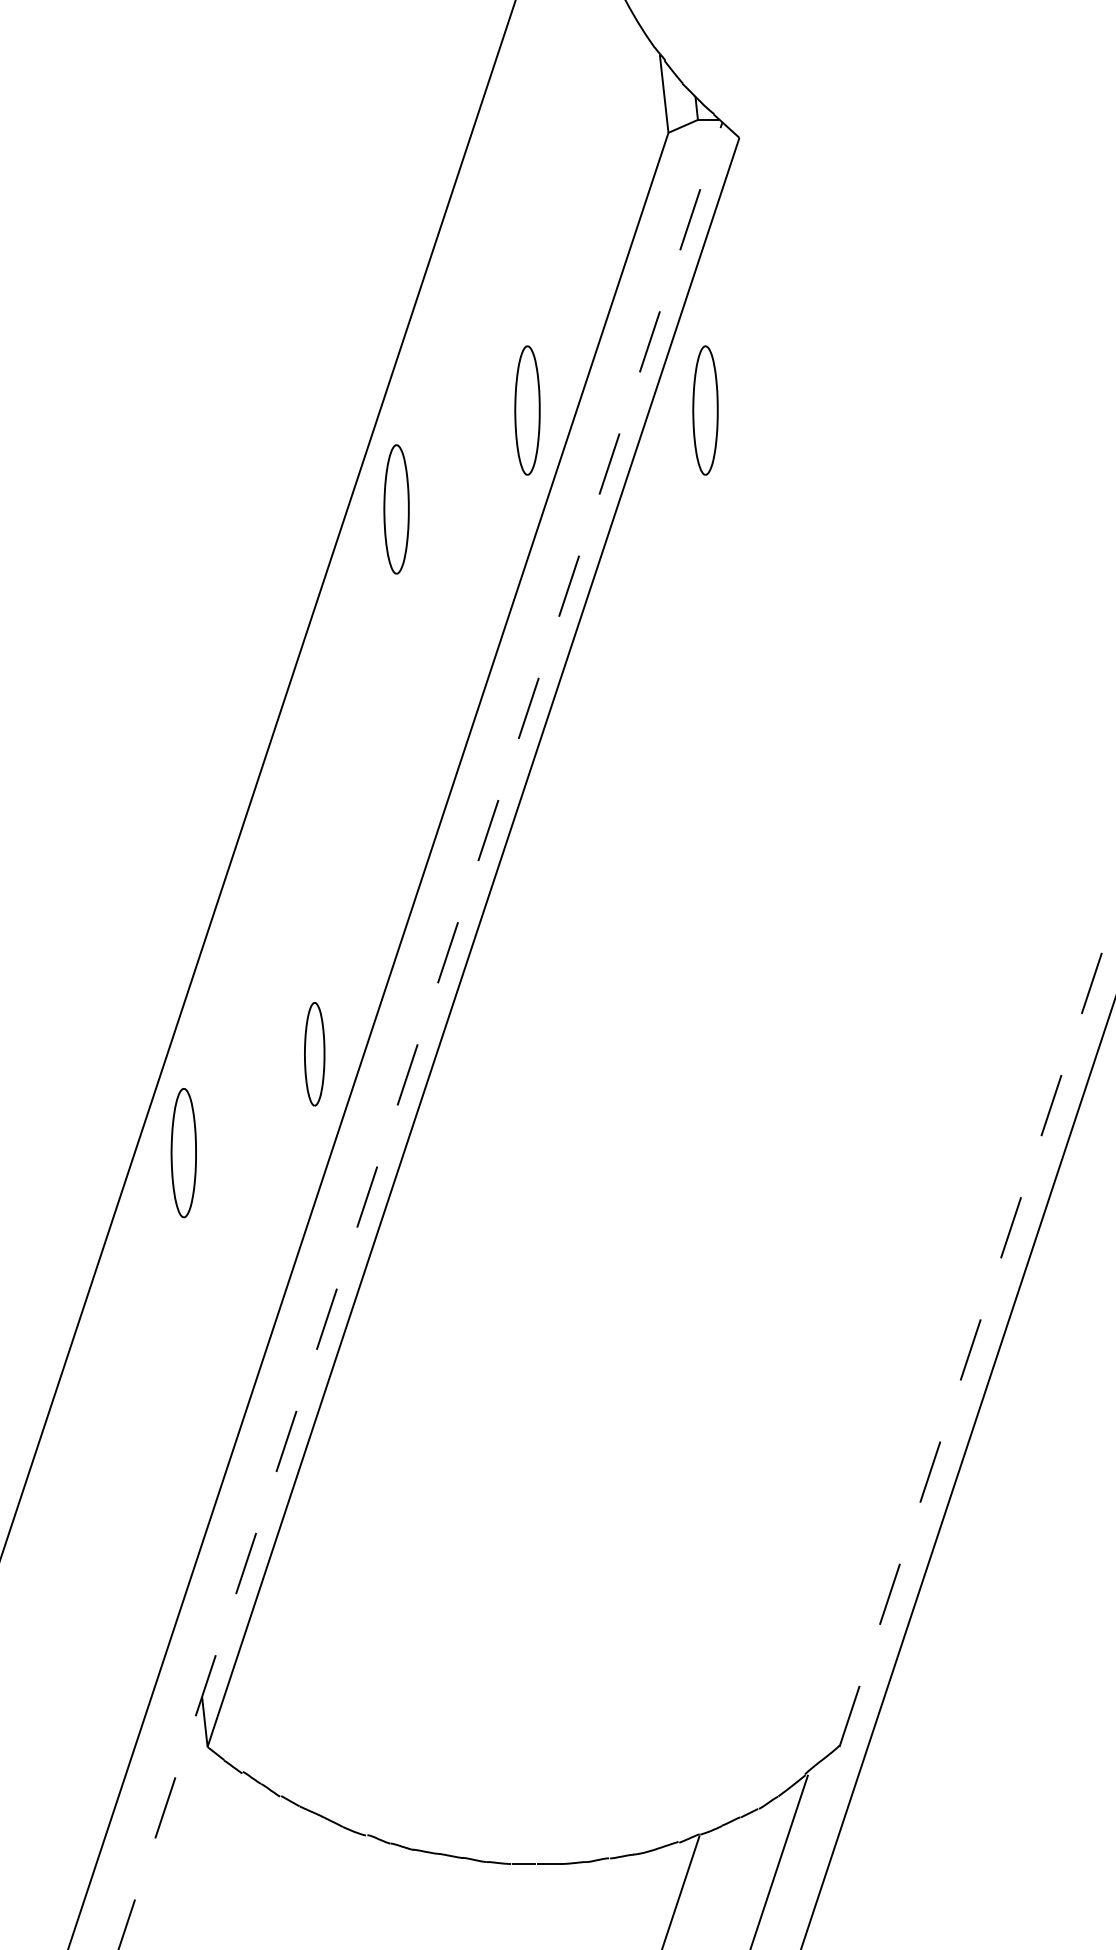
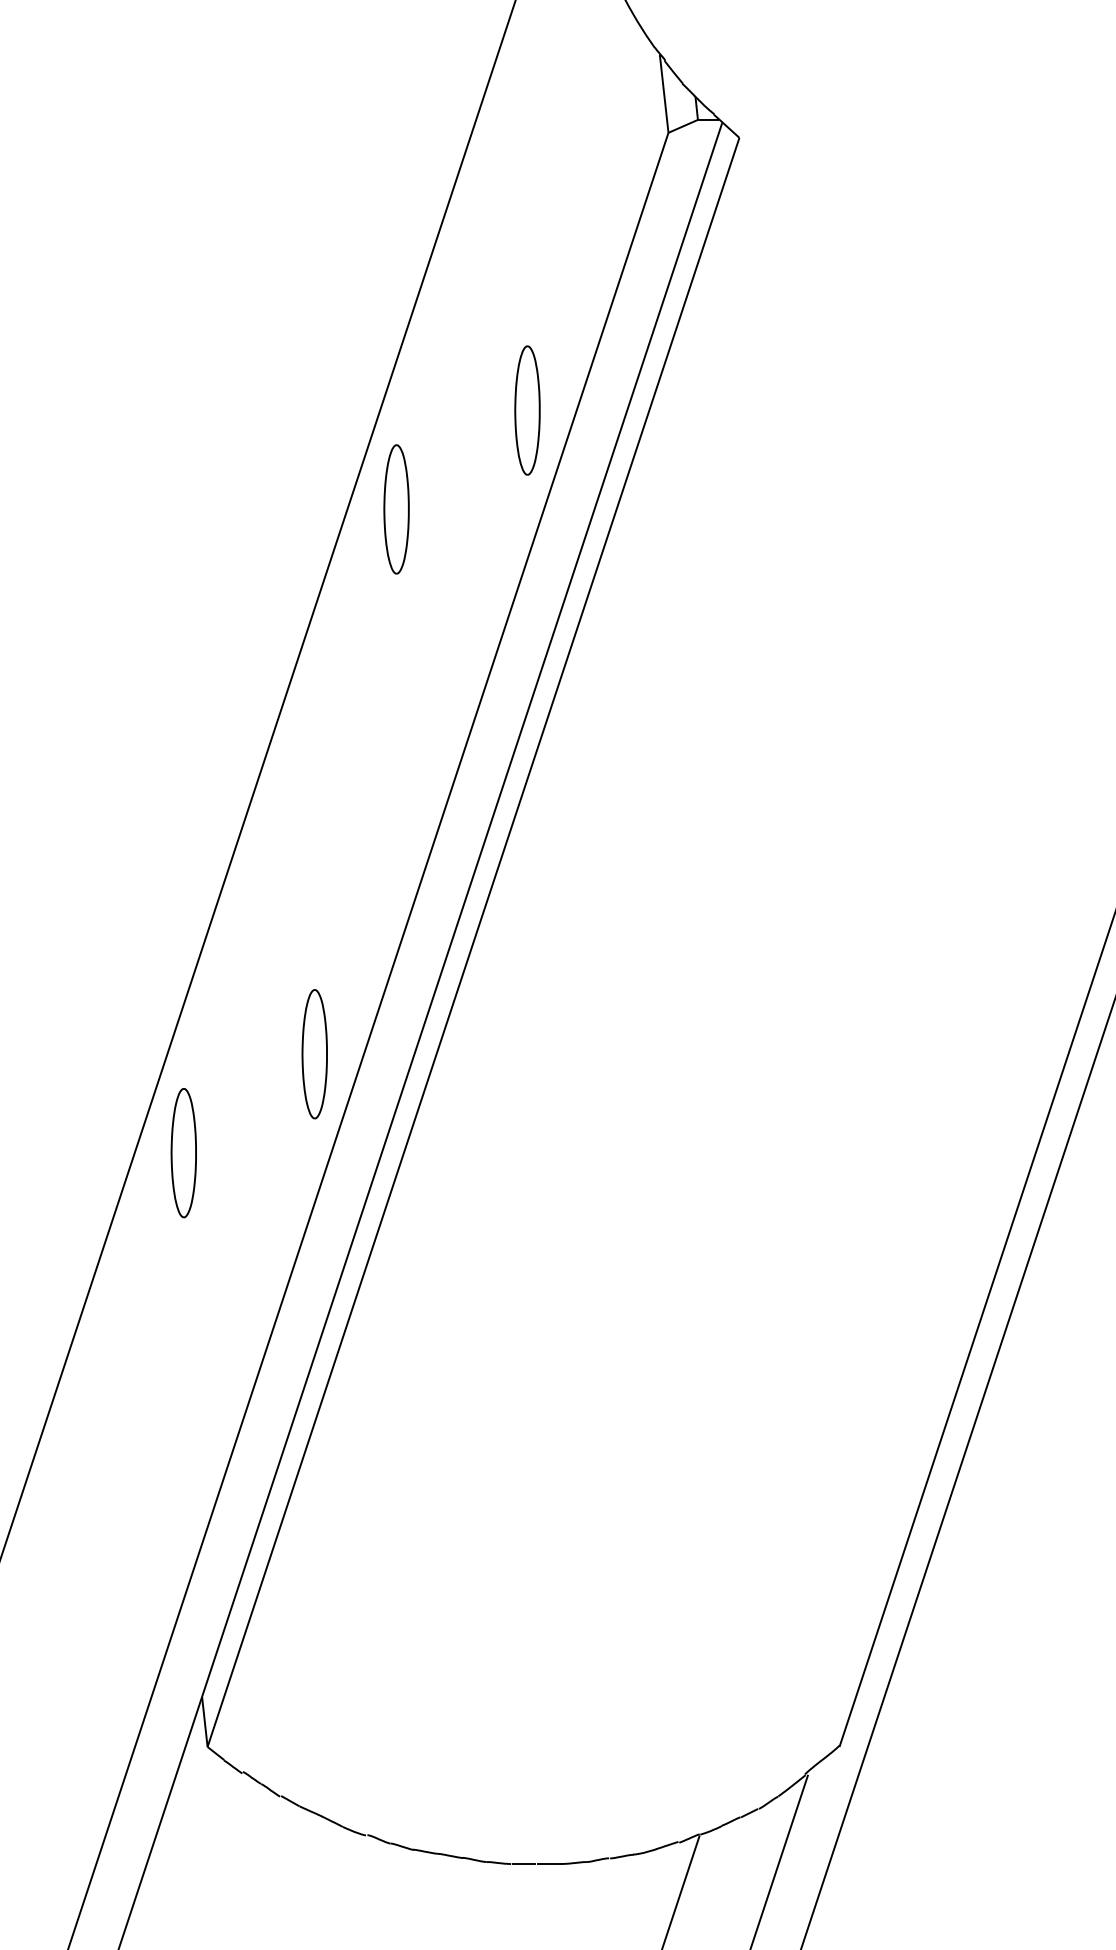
part: present -> none (705, 410)
line: dashed -> solid (420, 1035)
part size: 22x105 px -> 27x131 px (314, 1054)
line: dashed -> solid (977, 1328)
